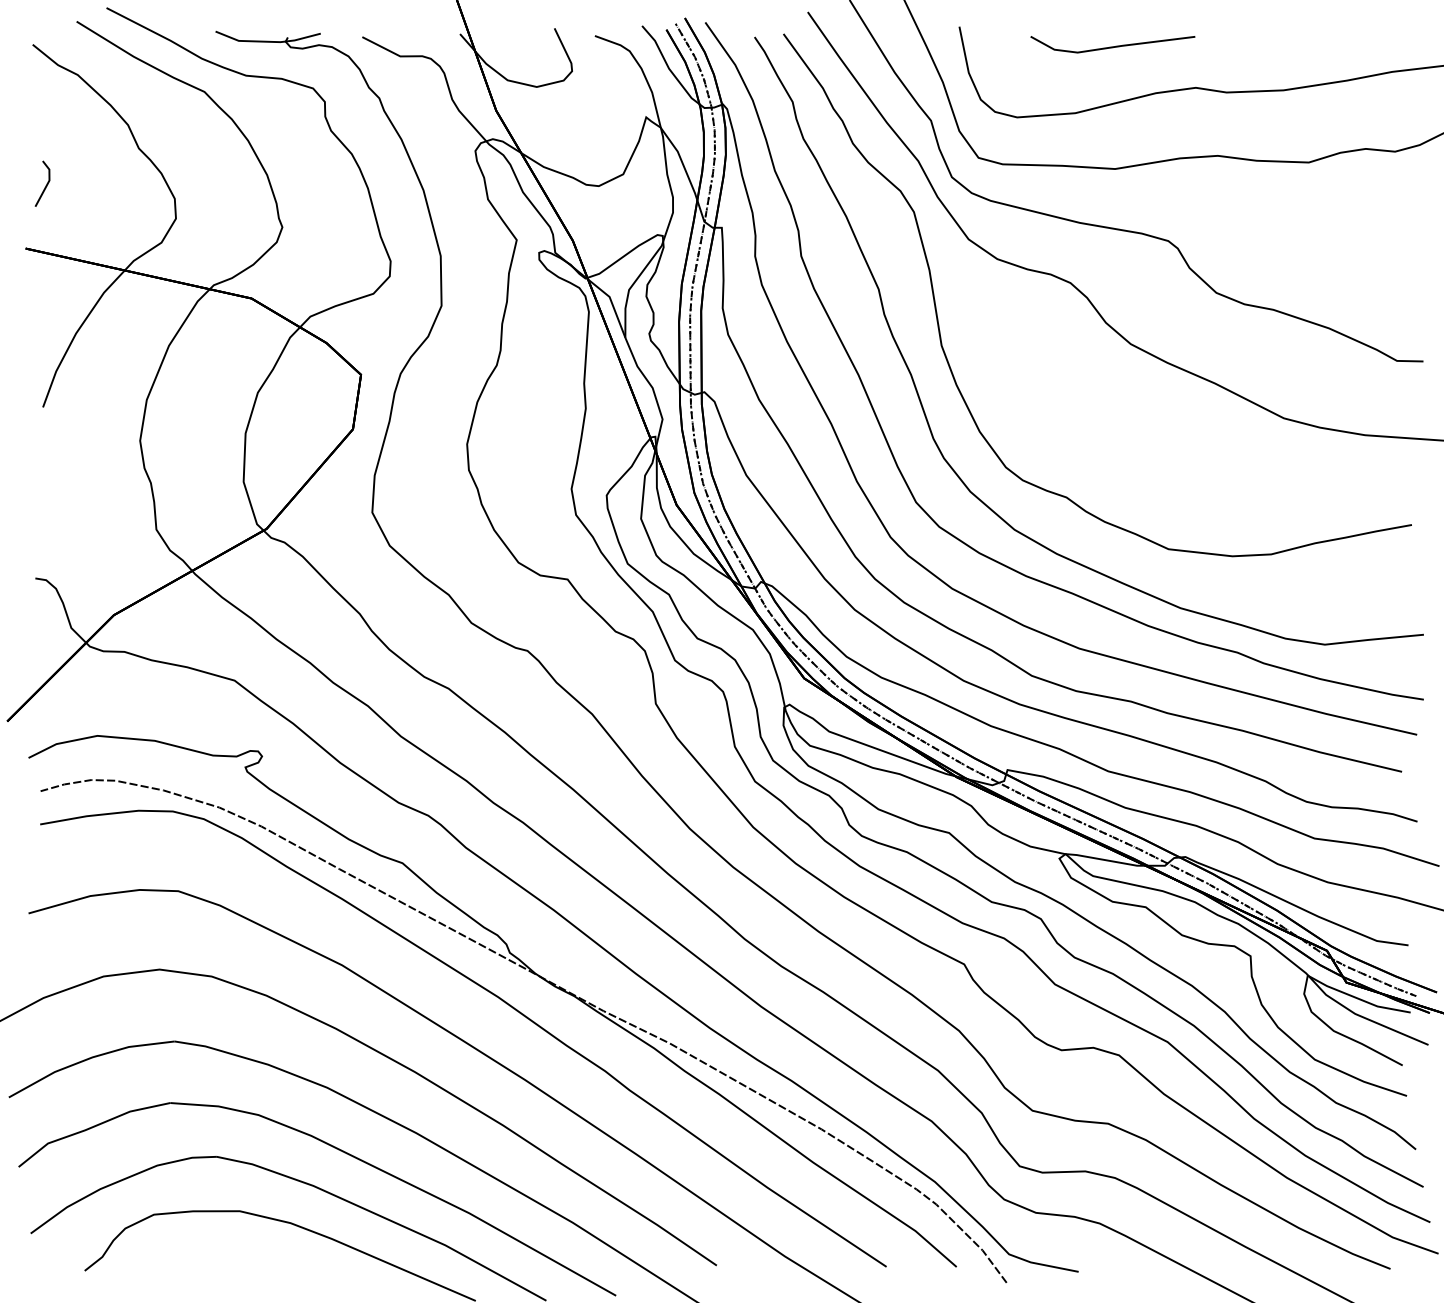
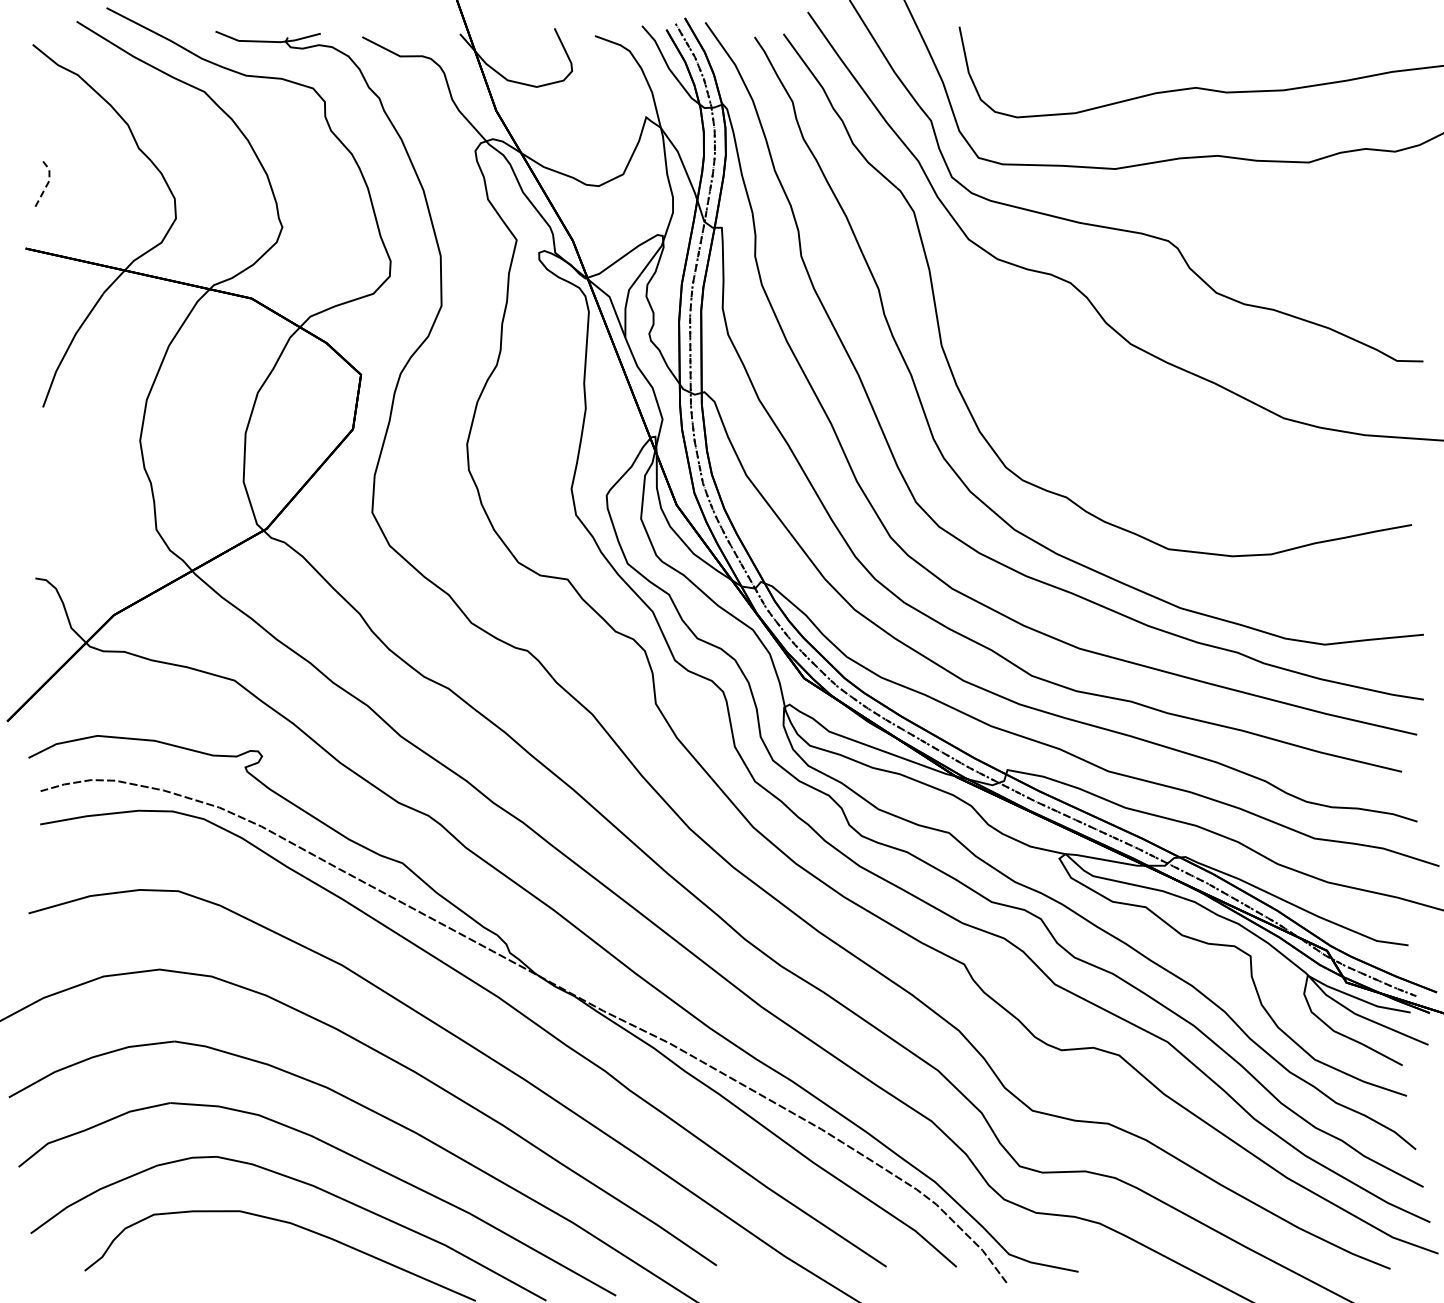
line: present -> none (1112, 46)
line: solid -> dashed (48, 183)
